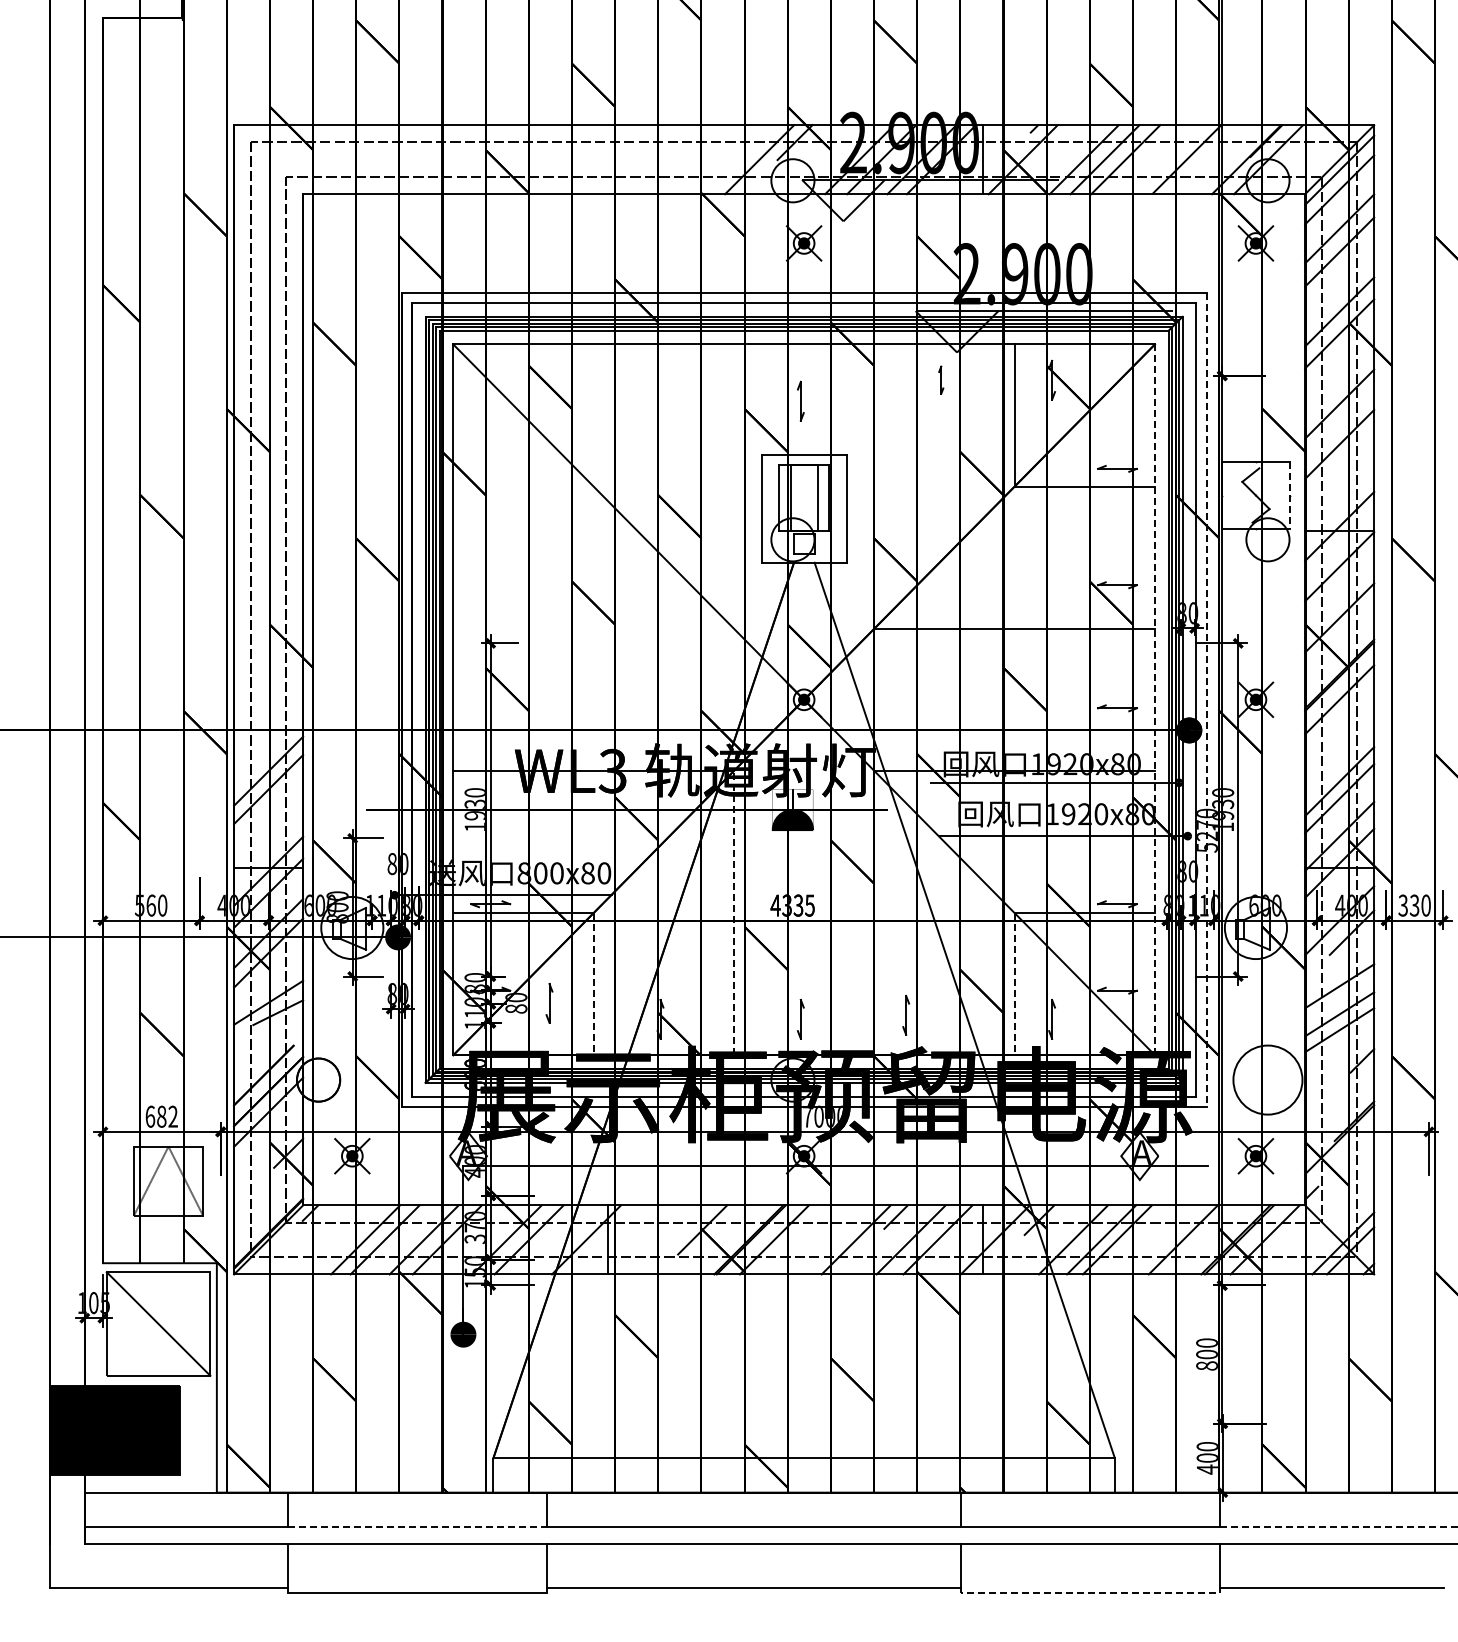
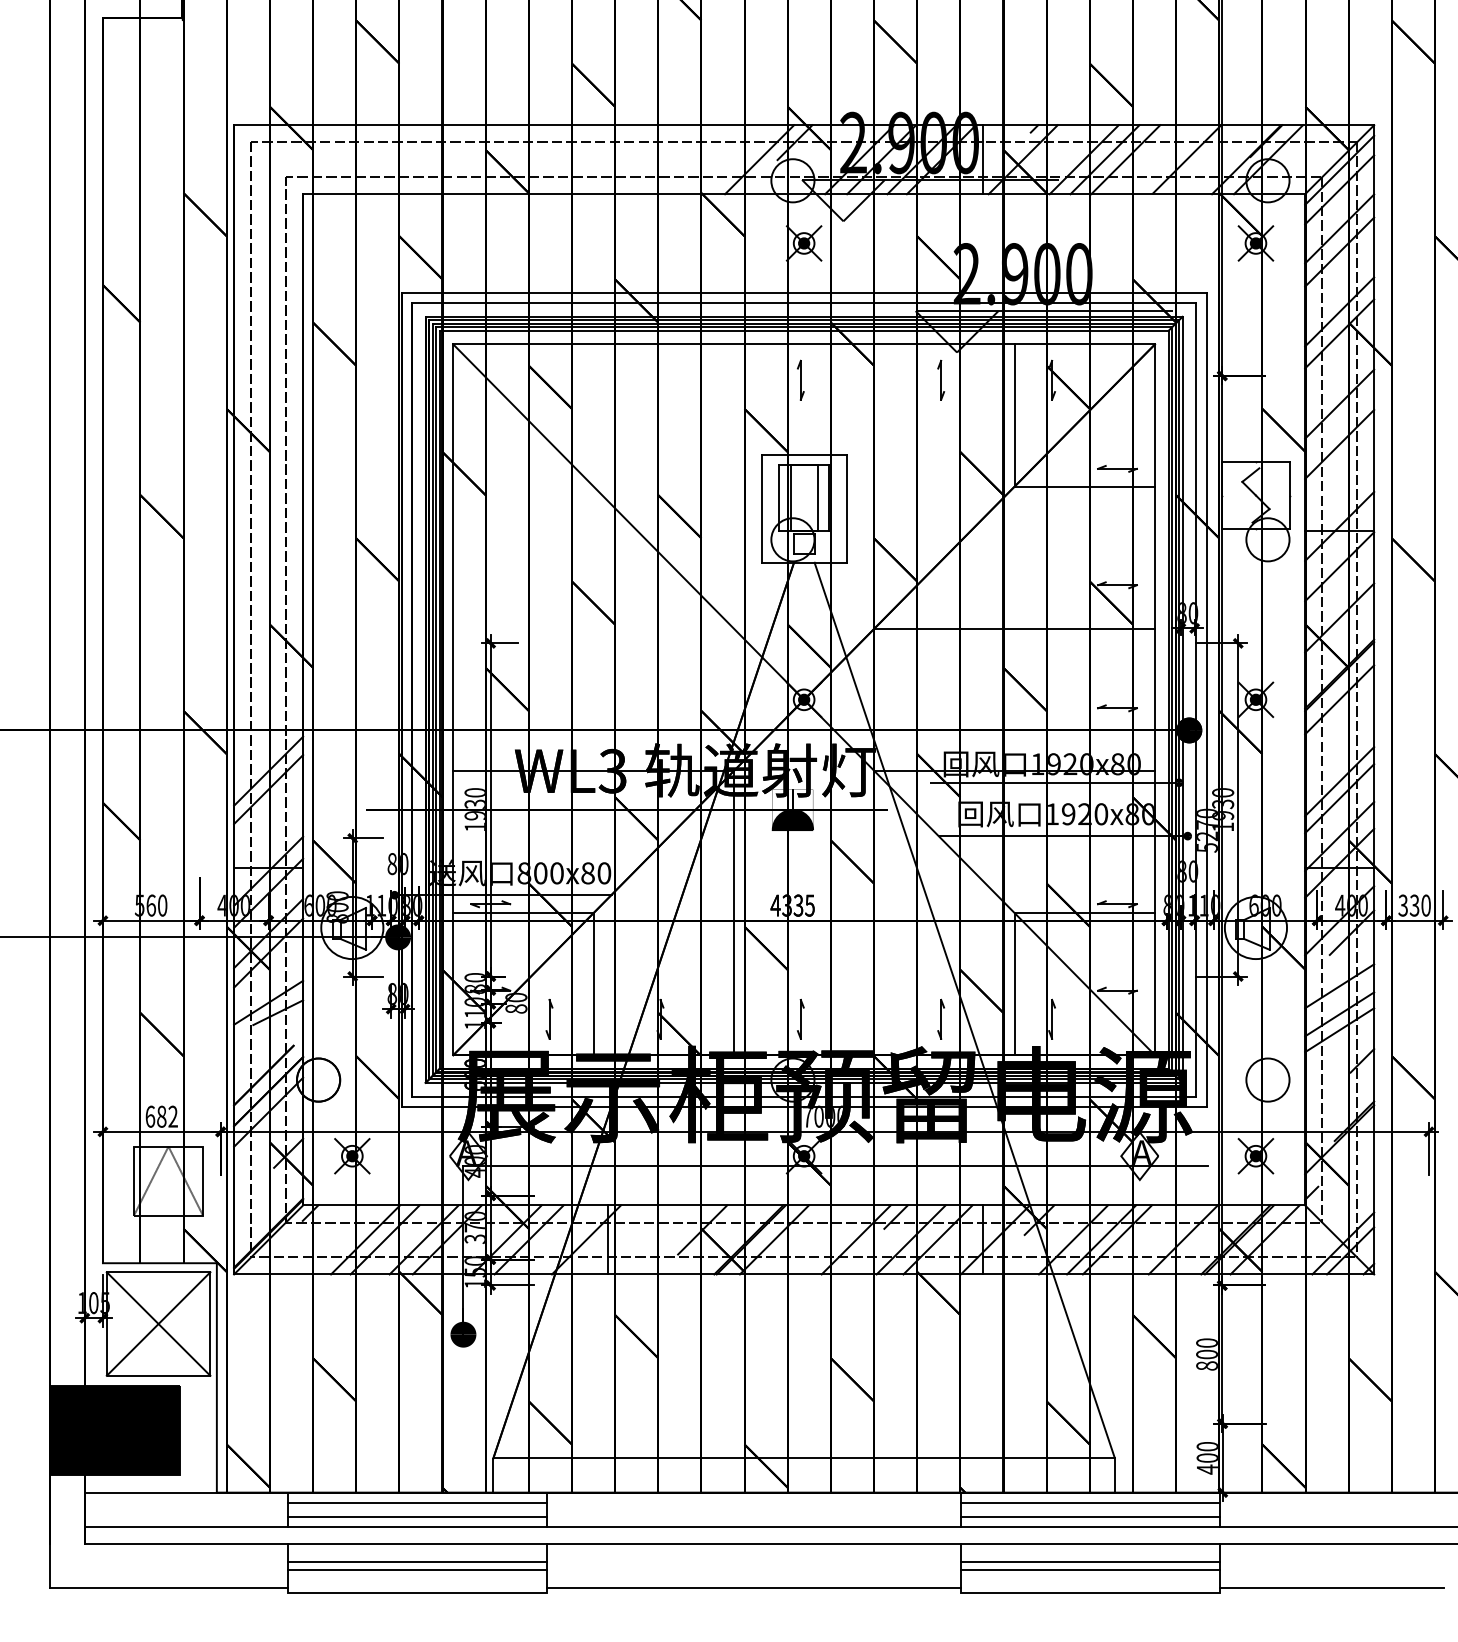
part size: 7x30 px -> 9x42 px (941, 379)
part position: (800, 400) -> (800, 379) (800, 379)
line: dashed -> solid (1289, 495)
line: dashed -> solid (1154, 700)
line: dashed -> solid (1206, 700)
line: dashed -> solid (733, 912)
line: dashed -> solid (593, 984)
line: dashed -> solid (1014, 984)
part position: (549, 1003) -> (549, 1019) (549, 1019)
part position: (905, 1014) -> (940, 1018) (940, 1018)
circle diameter: 69 px -> 43 px (1267, 1079)
line: none -> present (158, 1323)
line: none -> present (416, 1502)
line: none -> present (1089, 1502)
line: none -> present (416, 1516)
line: none -> present (1089, 1516)
line: dashed -> solid (417, 1527)
line: dashed -> solid (1338, 1527)
line: none -> present (416, 1561)
line: none -> present (1089, 1561)
line: none -> present (416, 1570)
line: none -> present (1089, 1570)
line: dashed -> solid (1090, 1592)
